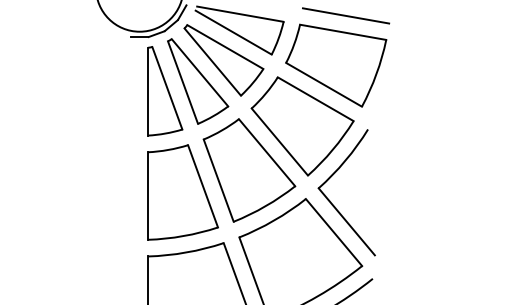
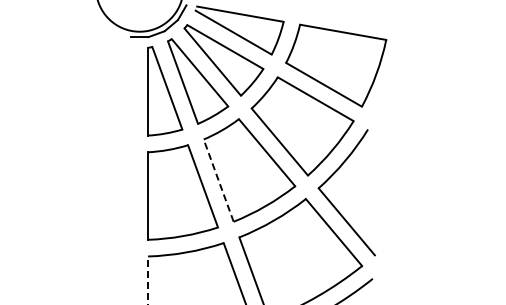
line: present -> none (345, 15)
line: solid -> dashed (218, 180)
line: solid -> dashed (148, 280)
